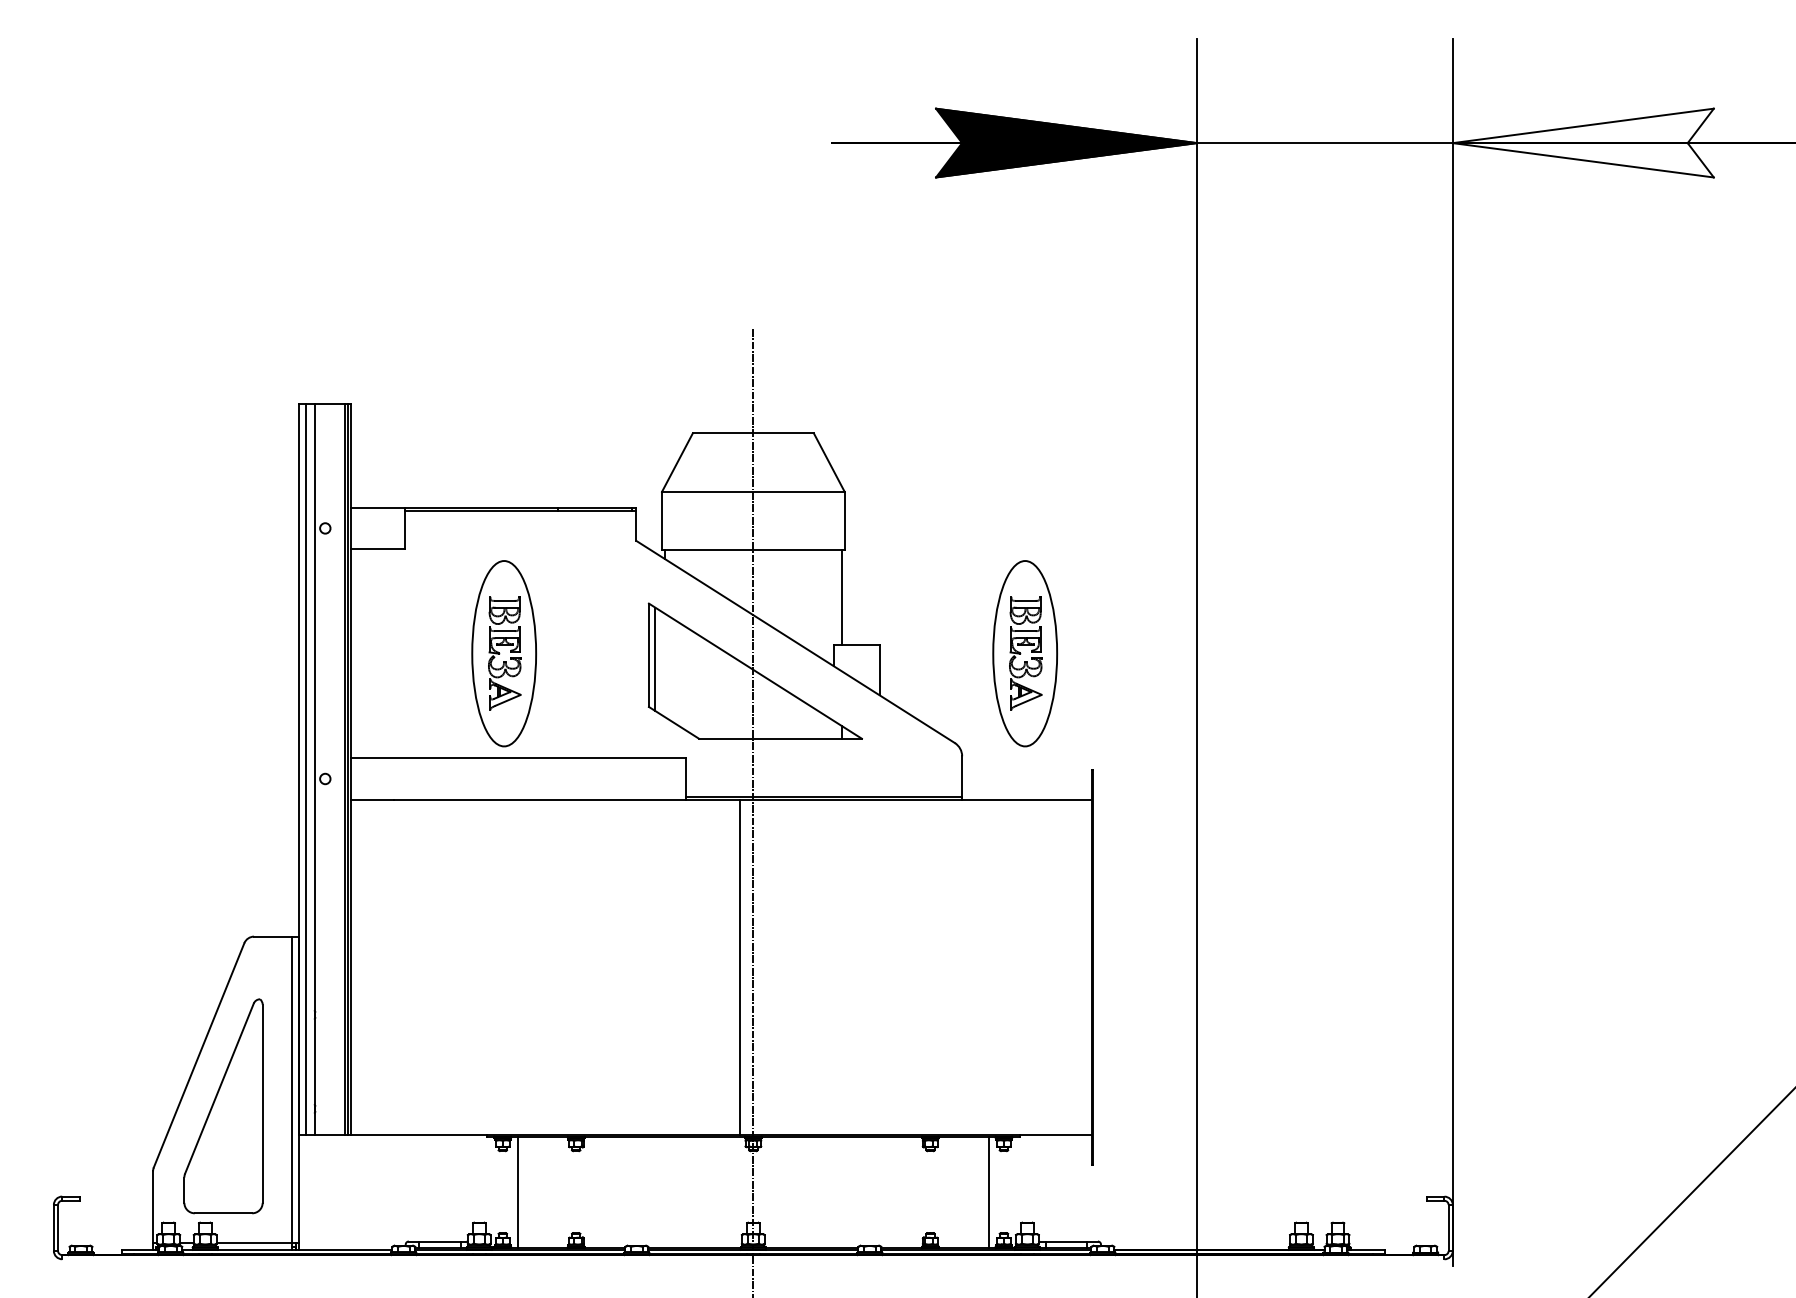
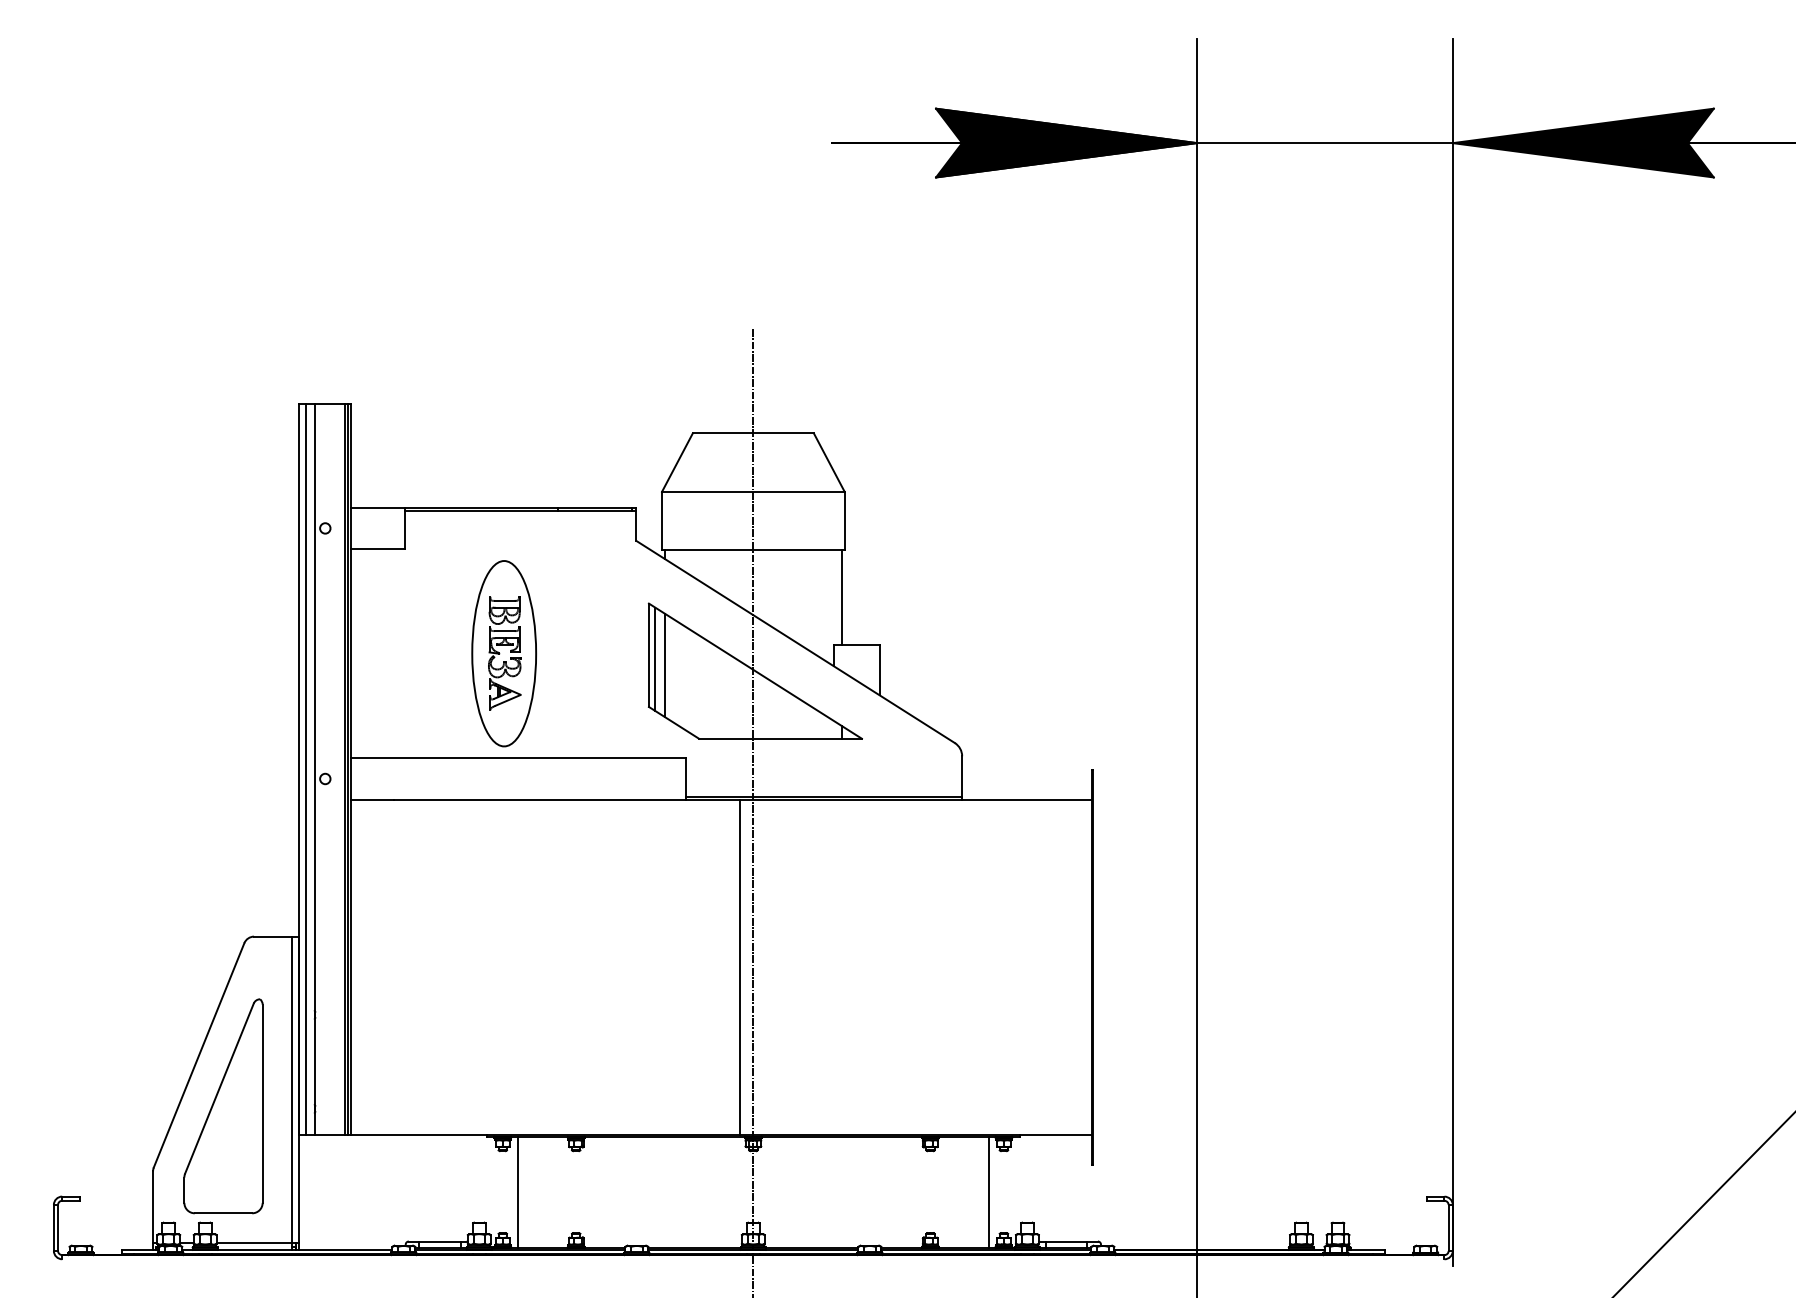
fill: none -> present (1582, 142)
part: present -> none (1025, 653)
line: none -> present (664, 664)
line position: (1692, 1192) -> (1703, 1204) (1703, 1204)
